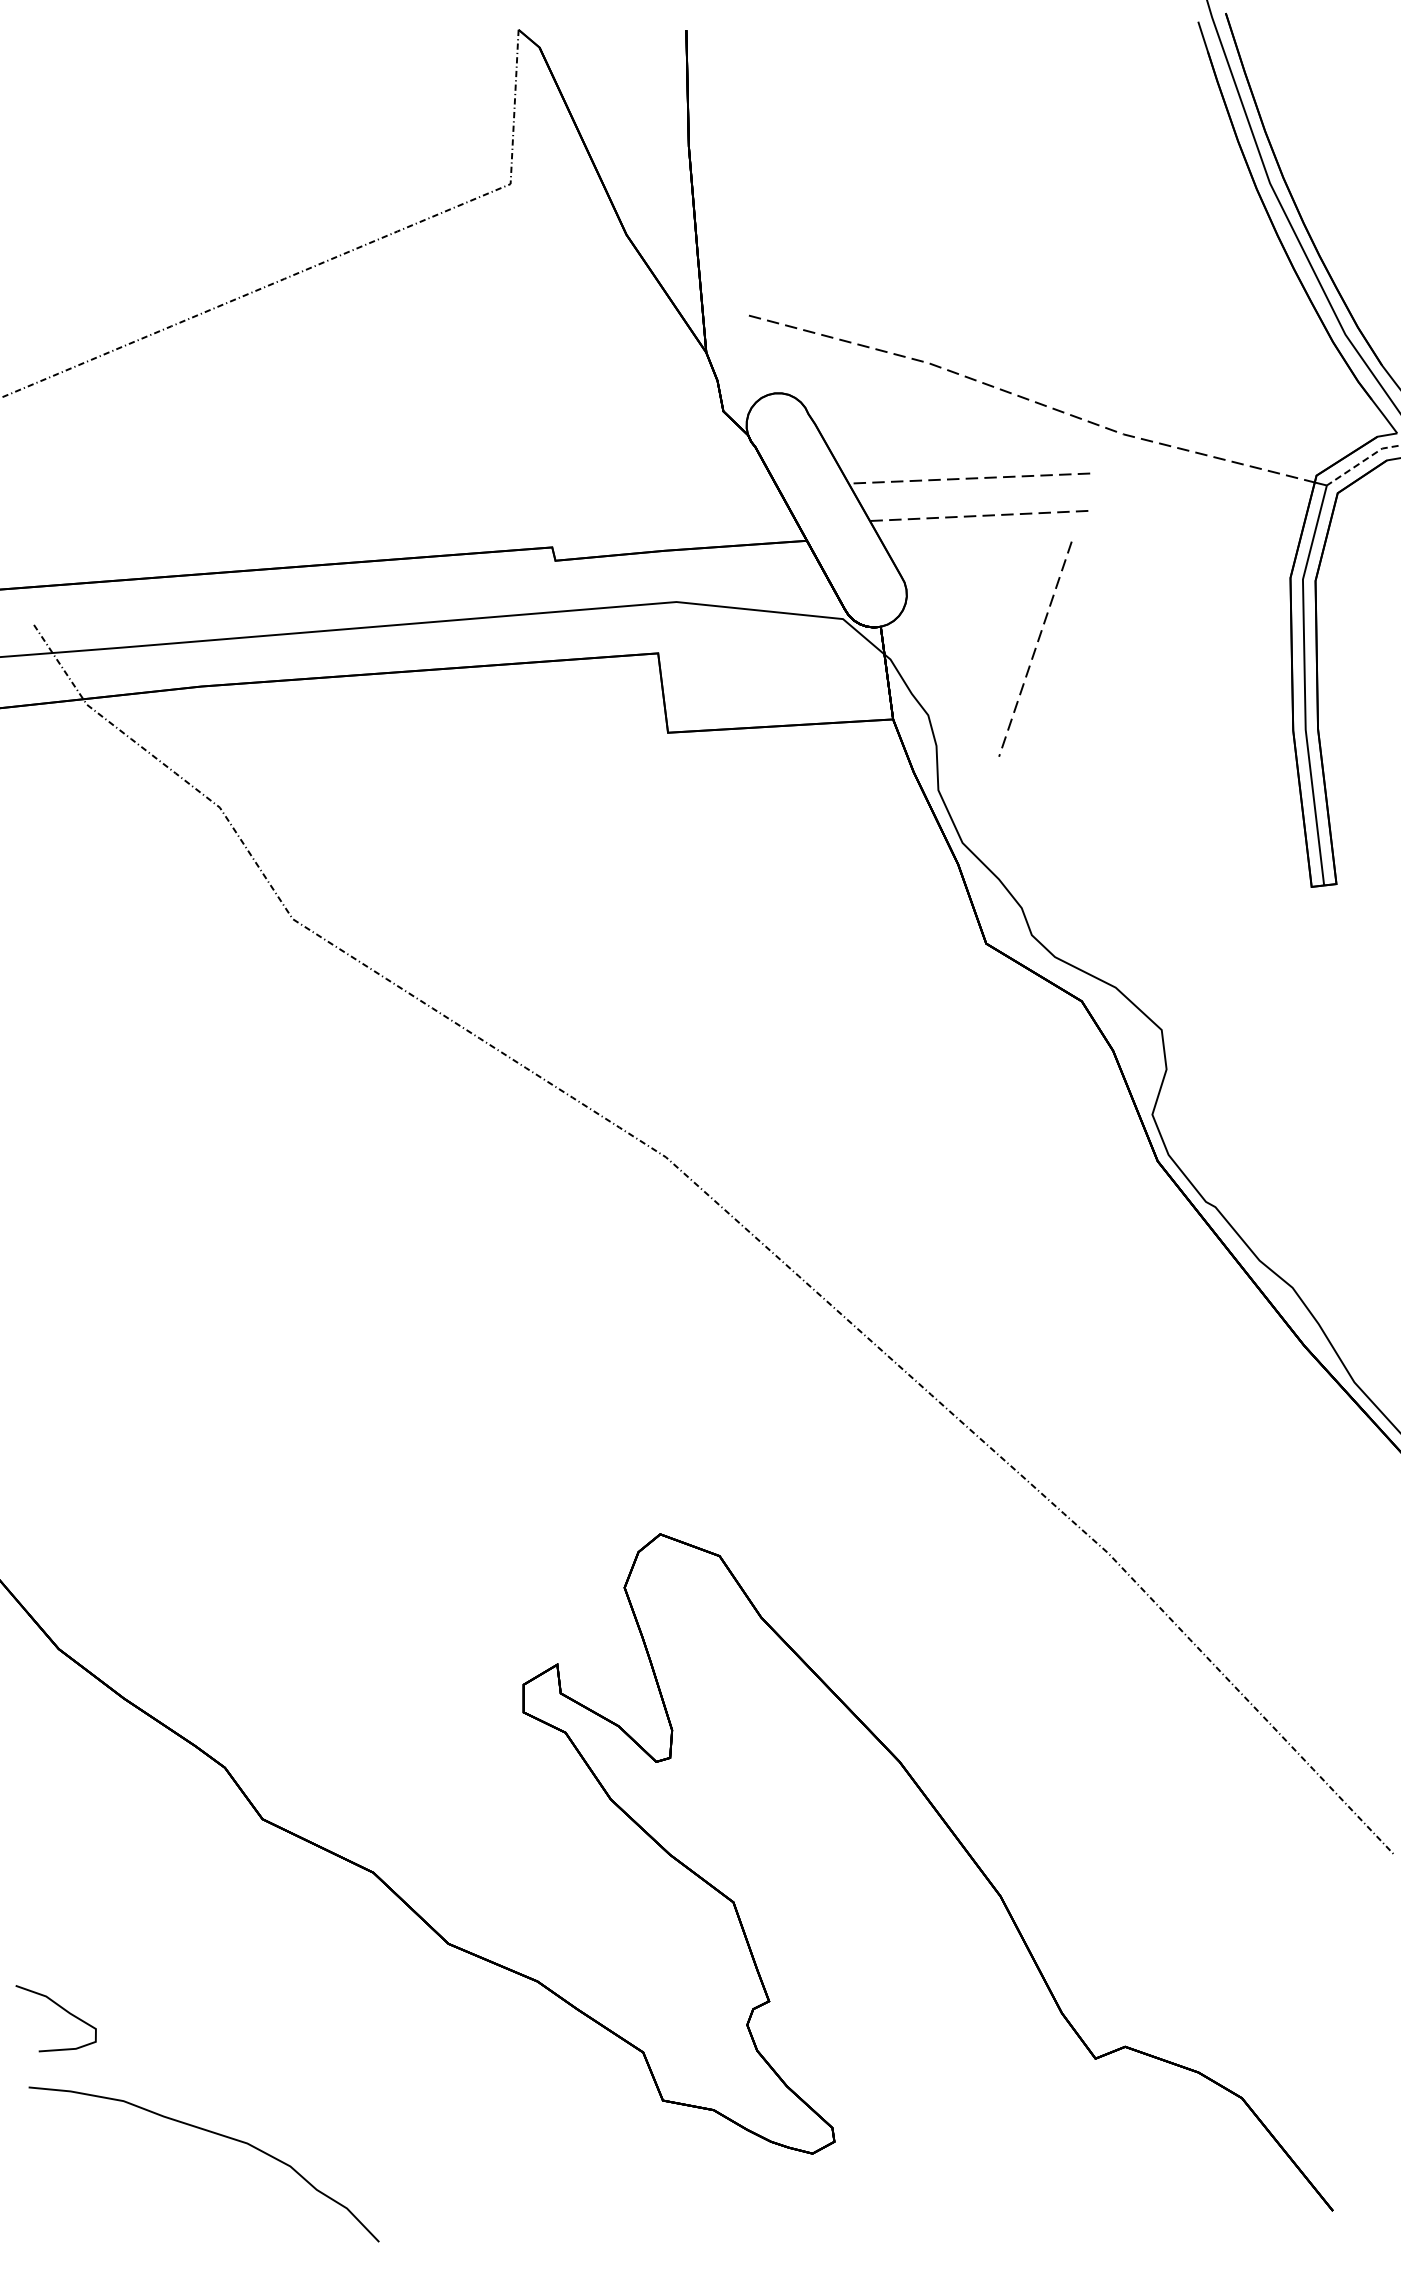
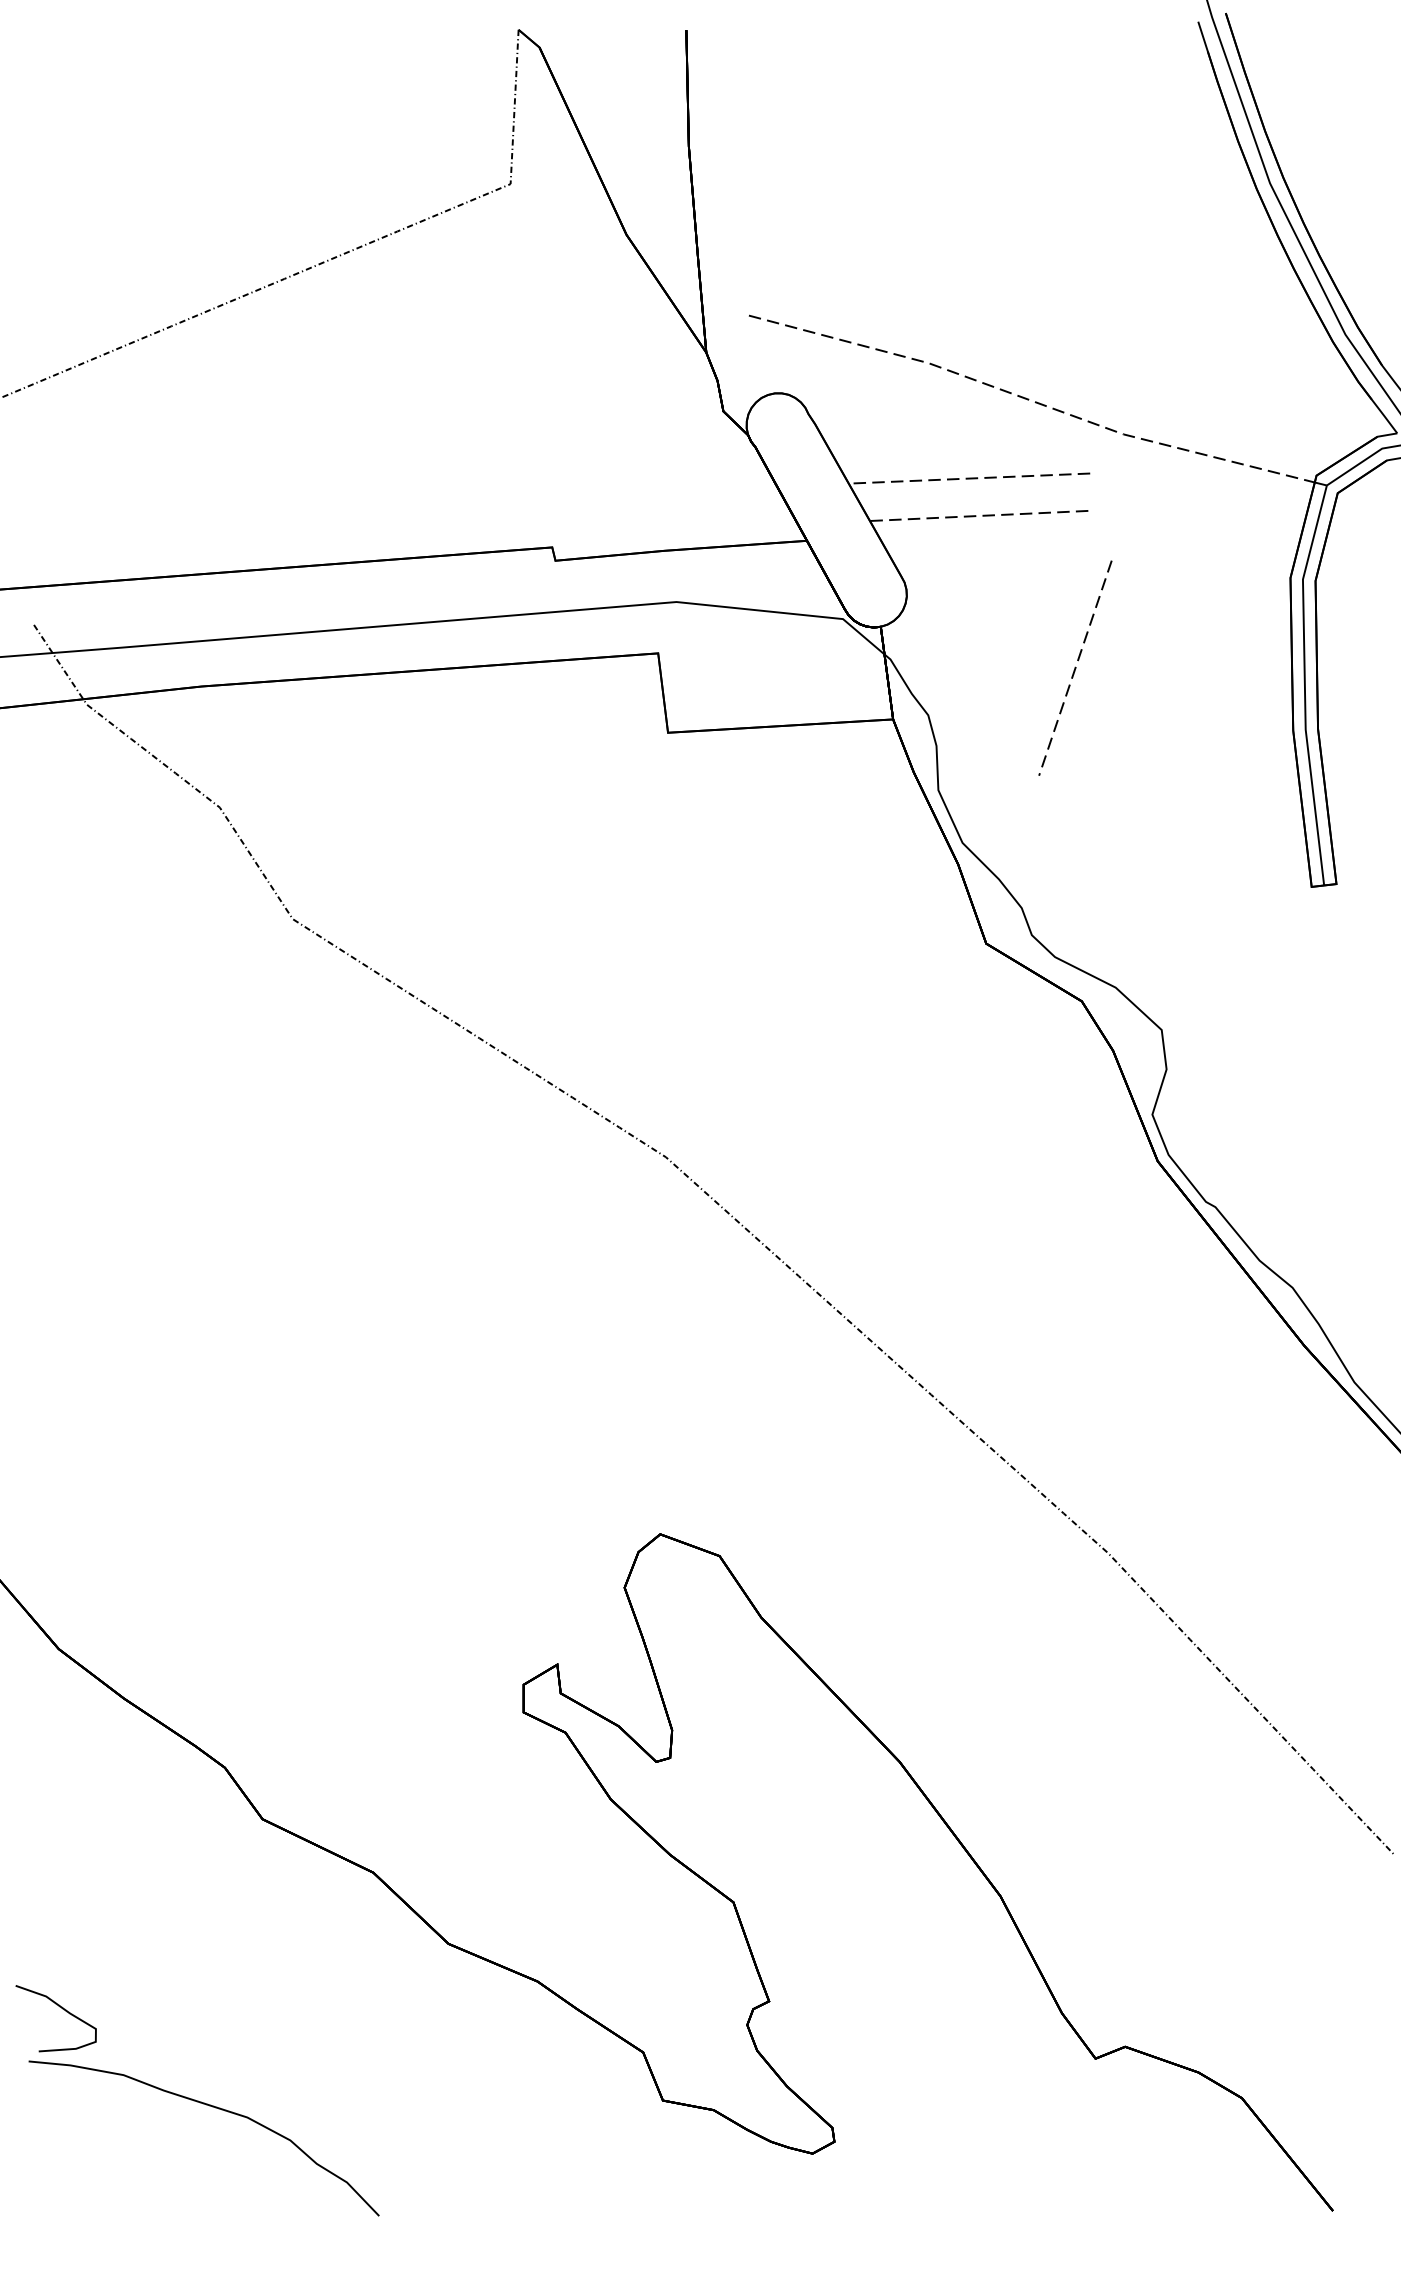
line: dashed -> solid (1362, 461)
line position: (1035, 648) -> (1075, 667) (1075, 667)
curve position: (212, 2133) -> (212, 2107) (212, 2107)
